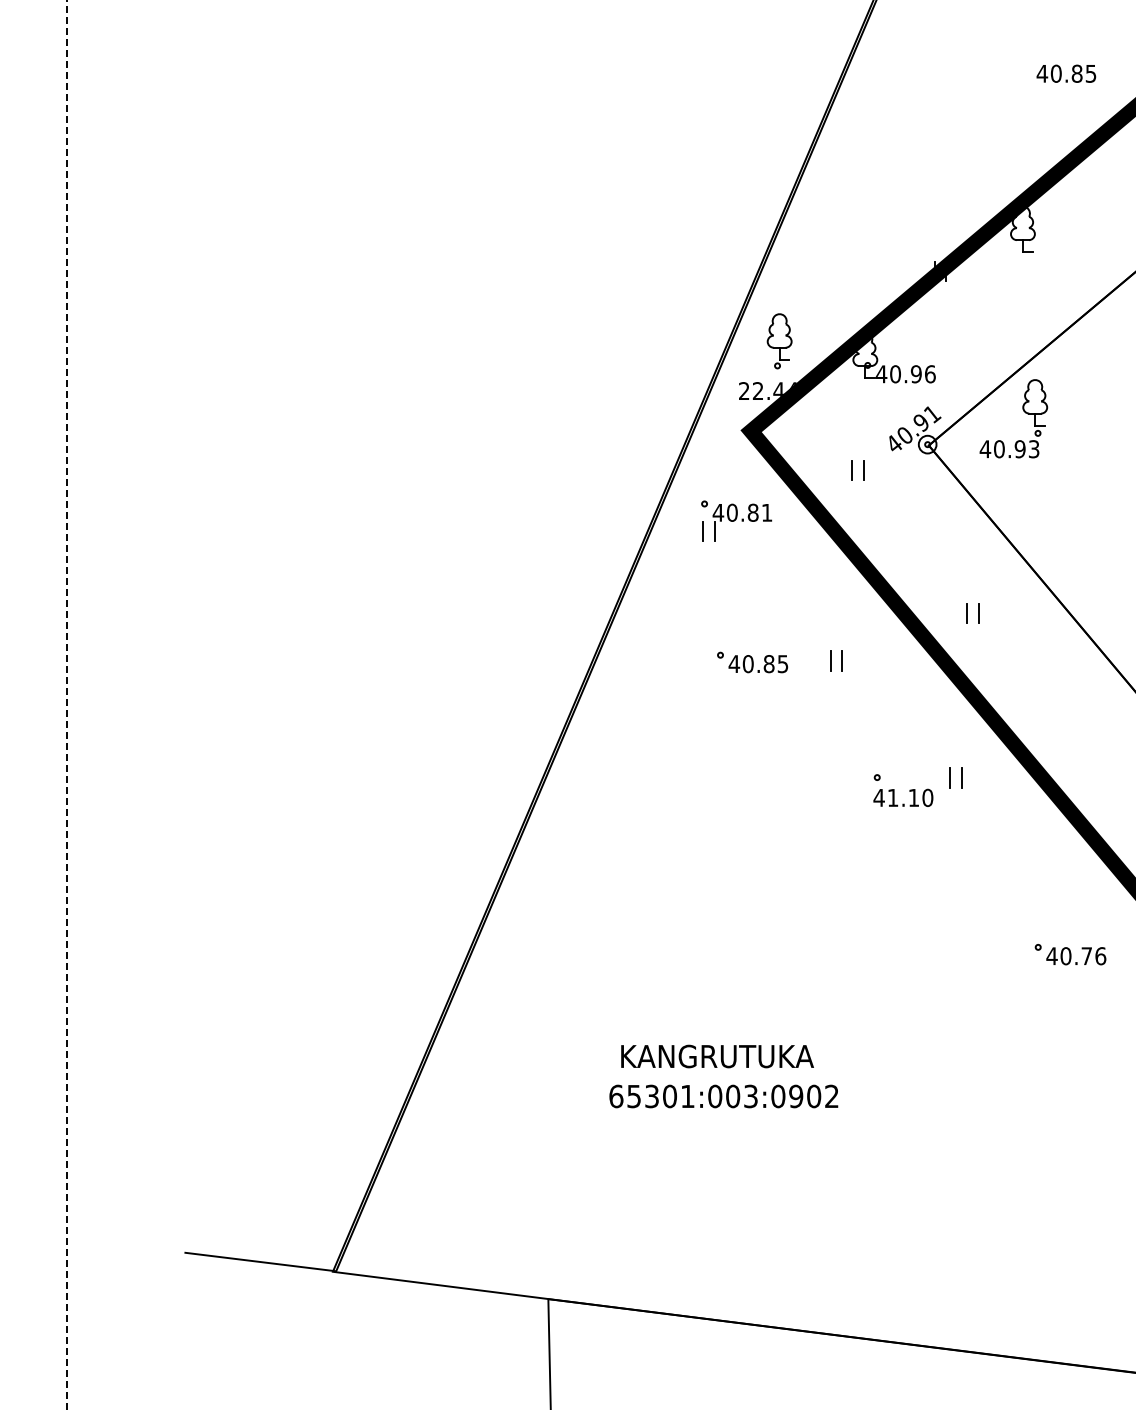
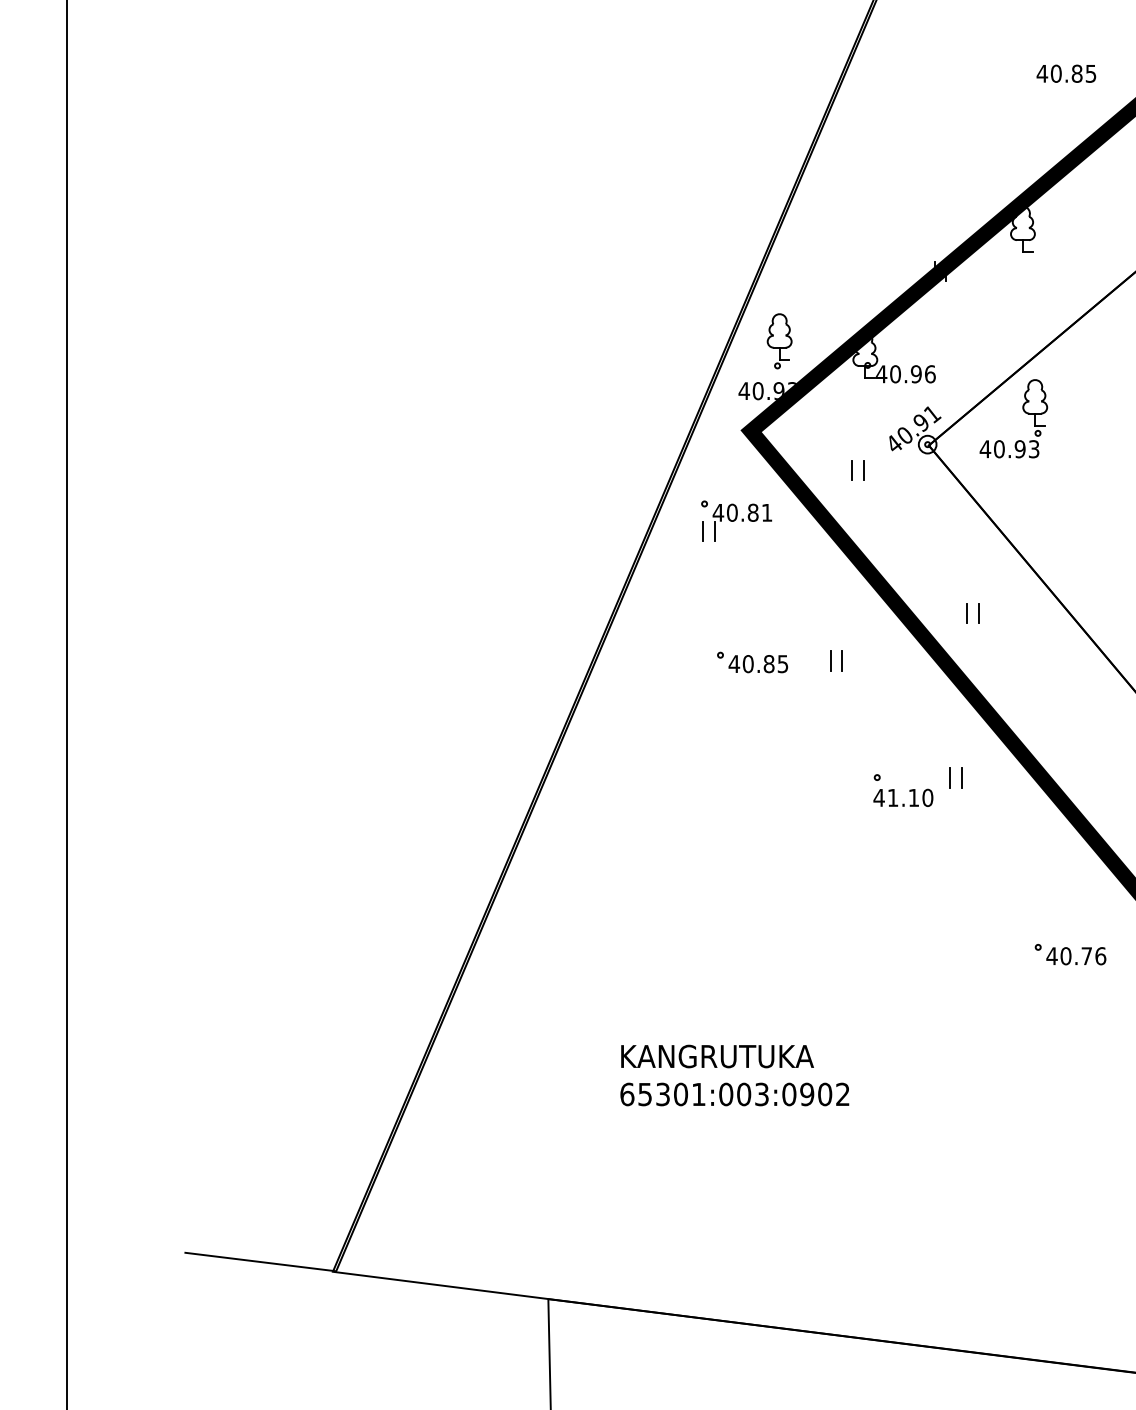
text: 22.44 -> 40.93 (767, 391)
line: dashed -> solid (67, 704)
text position: (723, 1096) -> (734, 1094) (734, 1094)
